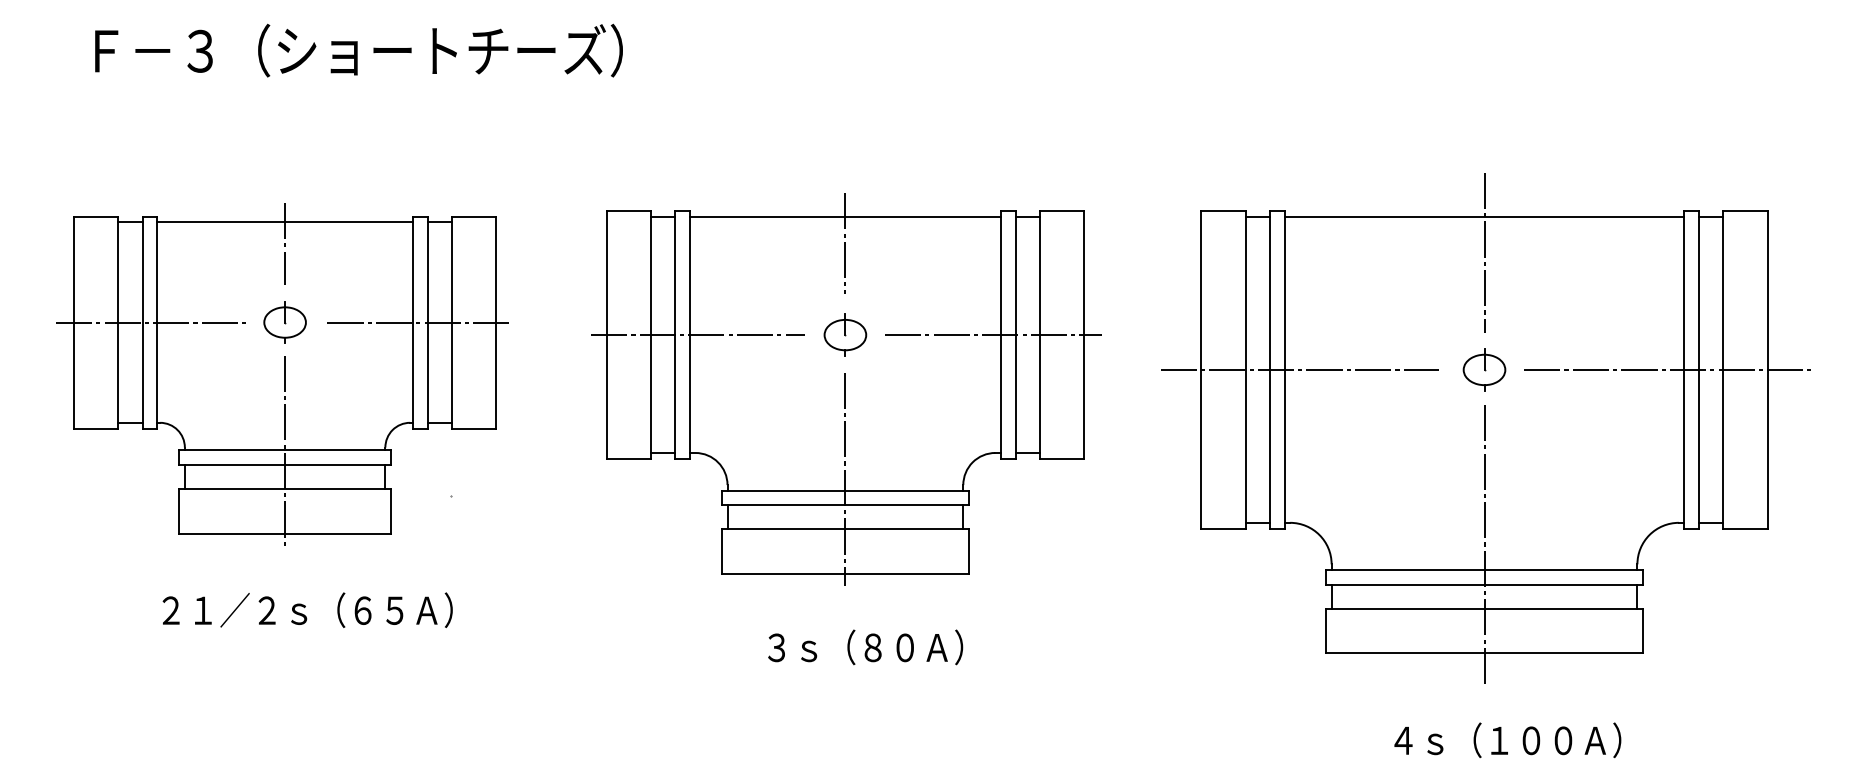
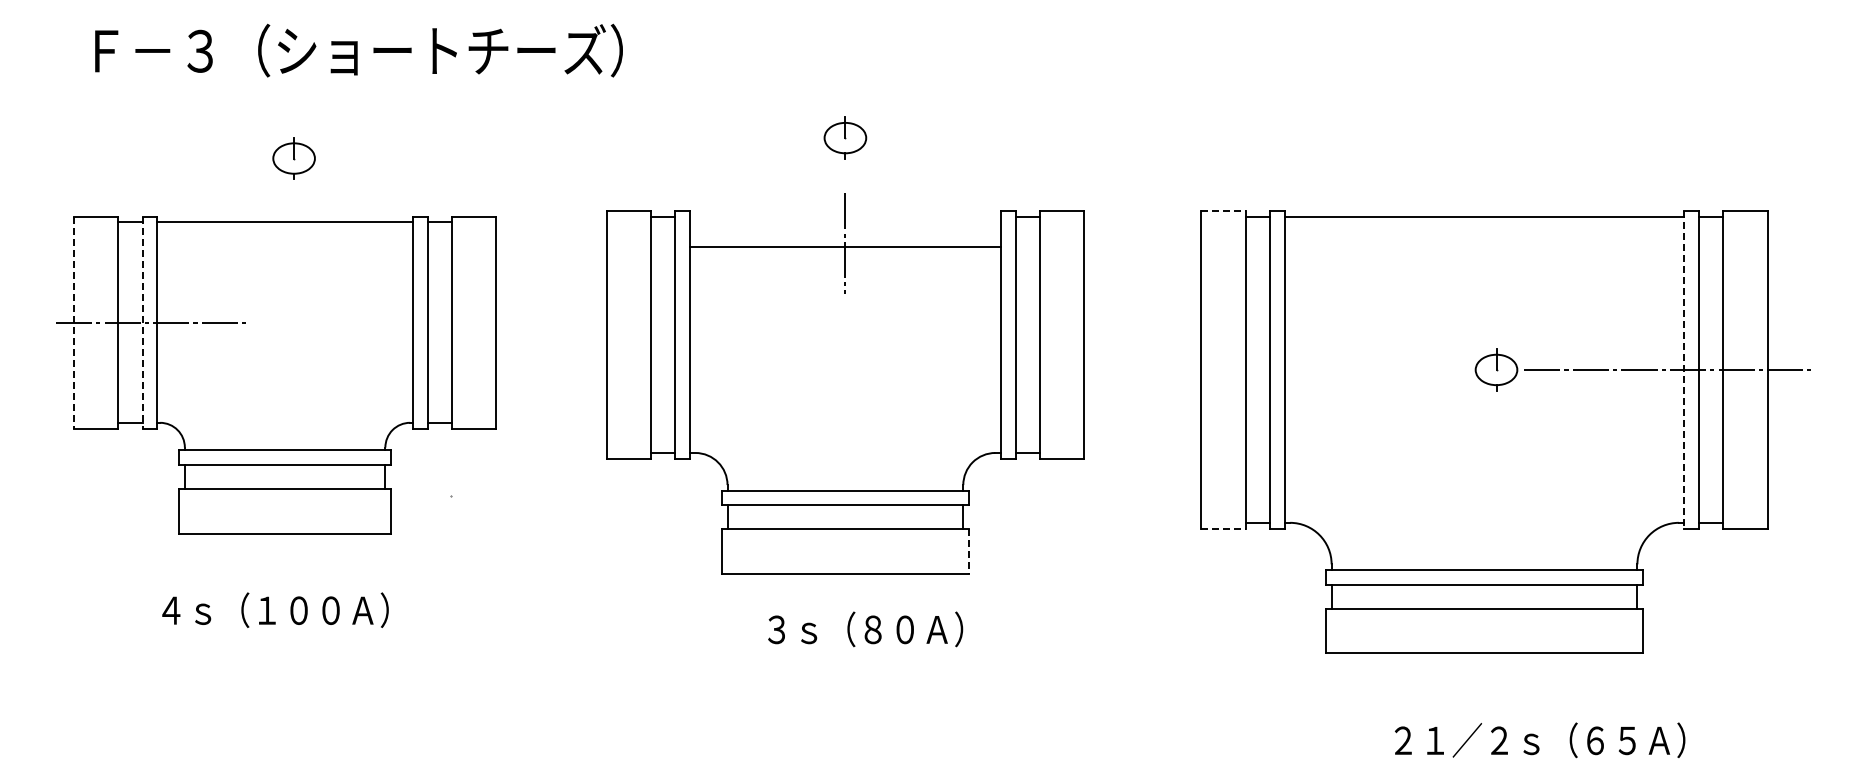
line: solid -> dashed (1223, 211)
line position: (844, 217) -> (844, 247) (844, 247)
line: present -> none (285, 243)
line: present -> none (1484, 252)
line: solid -> dashed (74, 322)
line: solid -> dashed (142, 322)
part position: (284, 322) -> (293, 158) (293, 158)
line: present -> none (420, 322)
part position: (845, 334) -> (845, 137) (845, 137)
line: present -> none (697, 335)
line: present -> none (993, 335)
line: present -> none (1299, 369)
part position: (1484, 369) -> (1496, 369) (1496, 369)
line: solid -> dashed (1684, 369)
line: present -> none (285, 451)
line: present -> none (845, 478)
line: solid -> dashed (1223, 528)
line: present -> none (1484, 543)
line: solid -> dashed (969, 552)
text: ２１／２ｓ（６５Ａ） -> ４ｓ（１００Ａ） (307, 610)
text position: (865, 647) -> (865, 629) (865, 629)
text: ４ｓ（１００Ａ） -> ２１／２ｓ（６５Ａ） (1539, 740)
